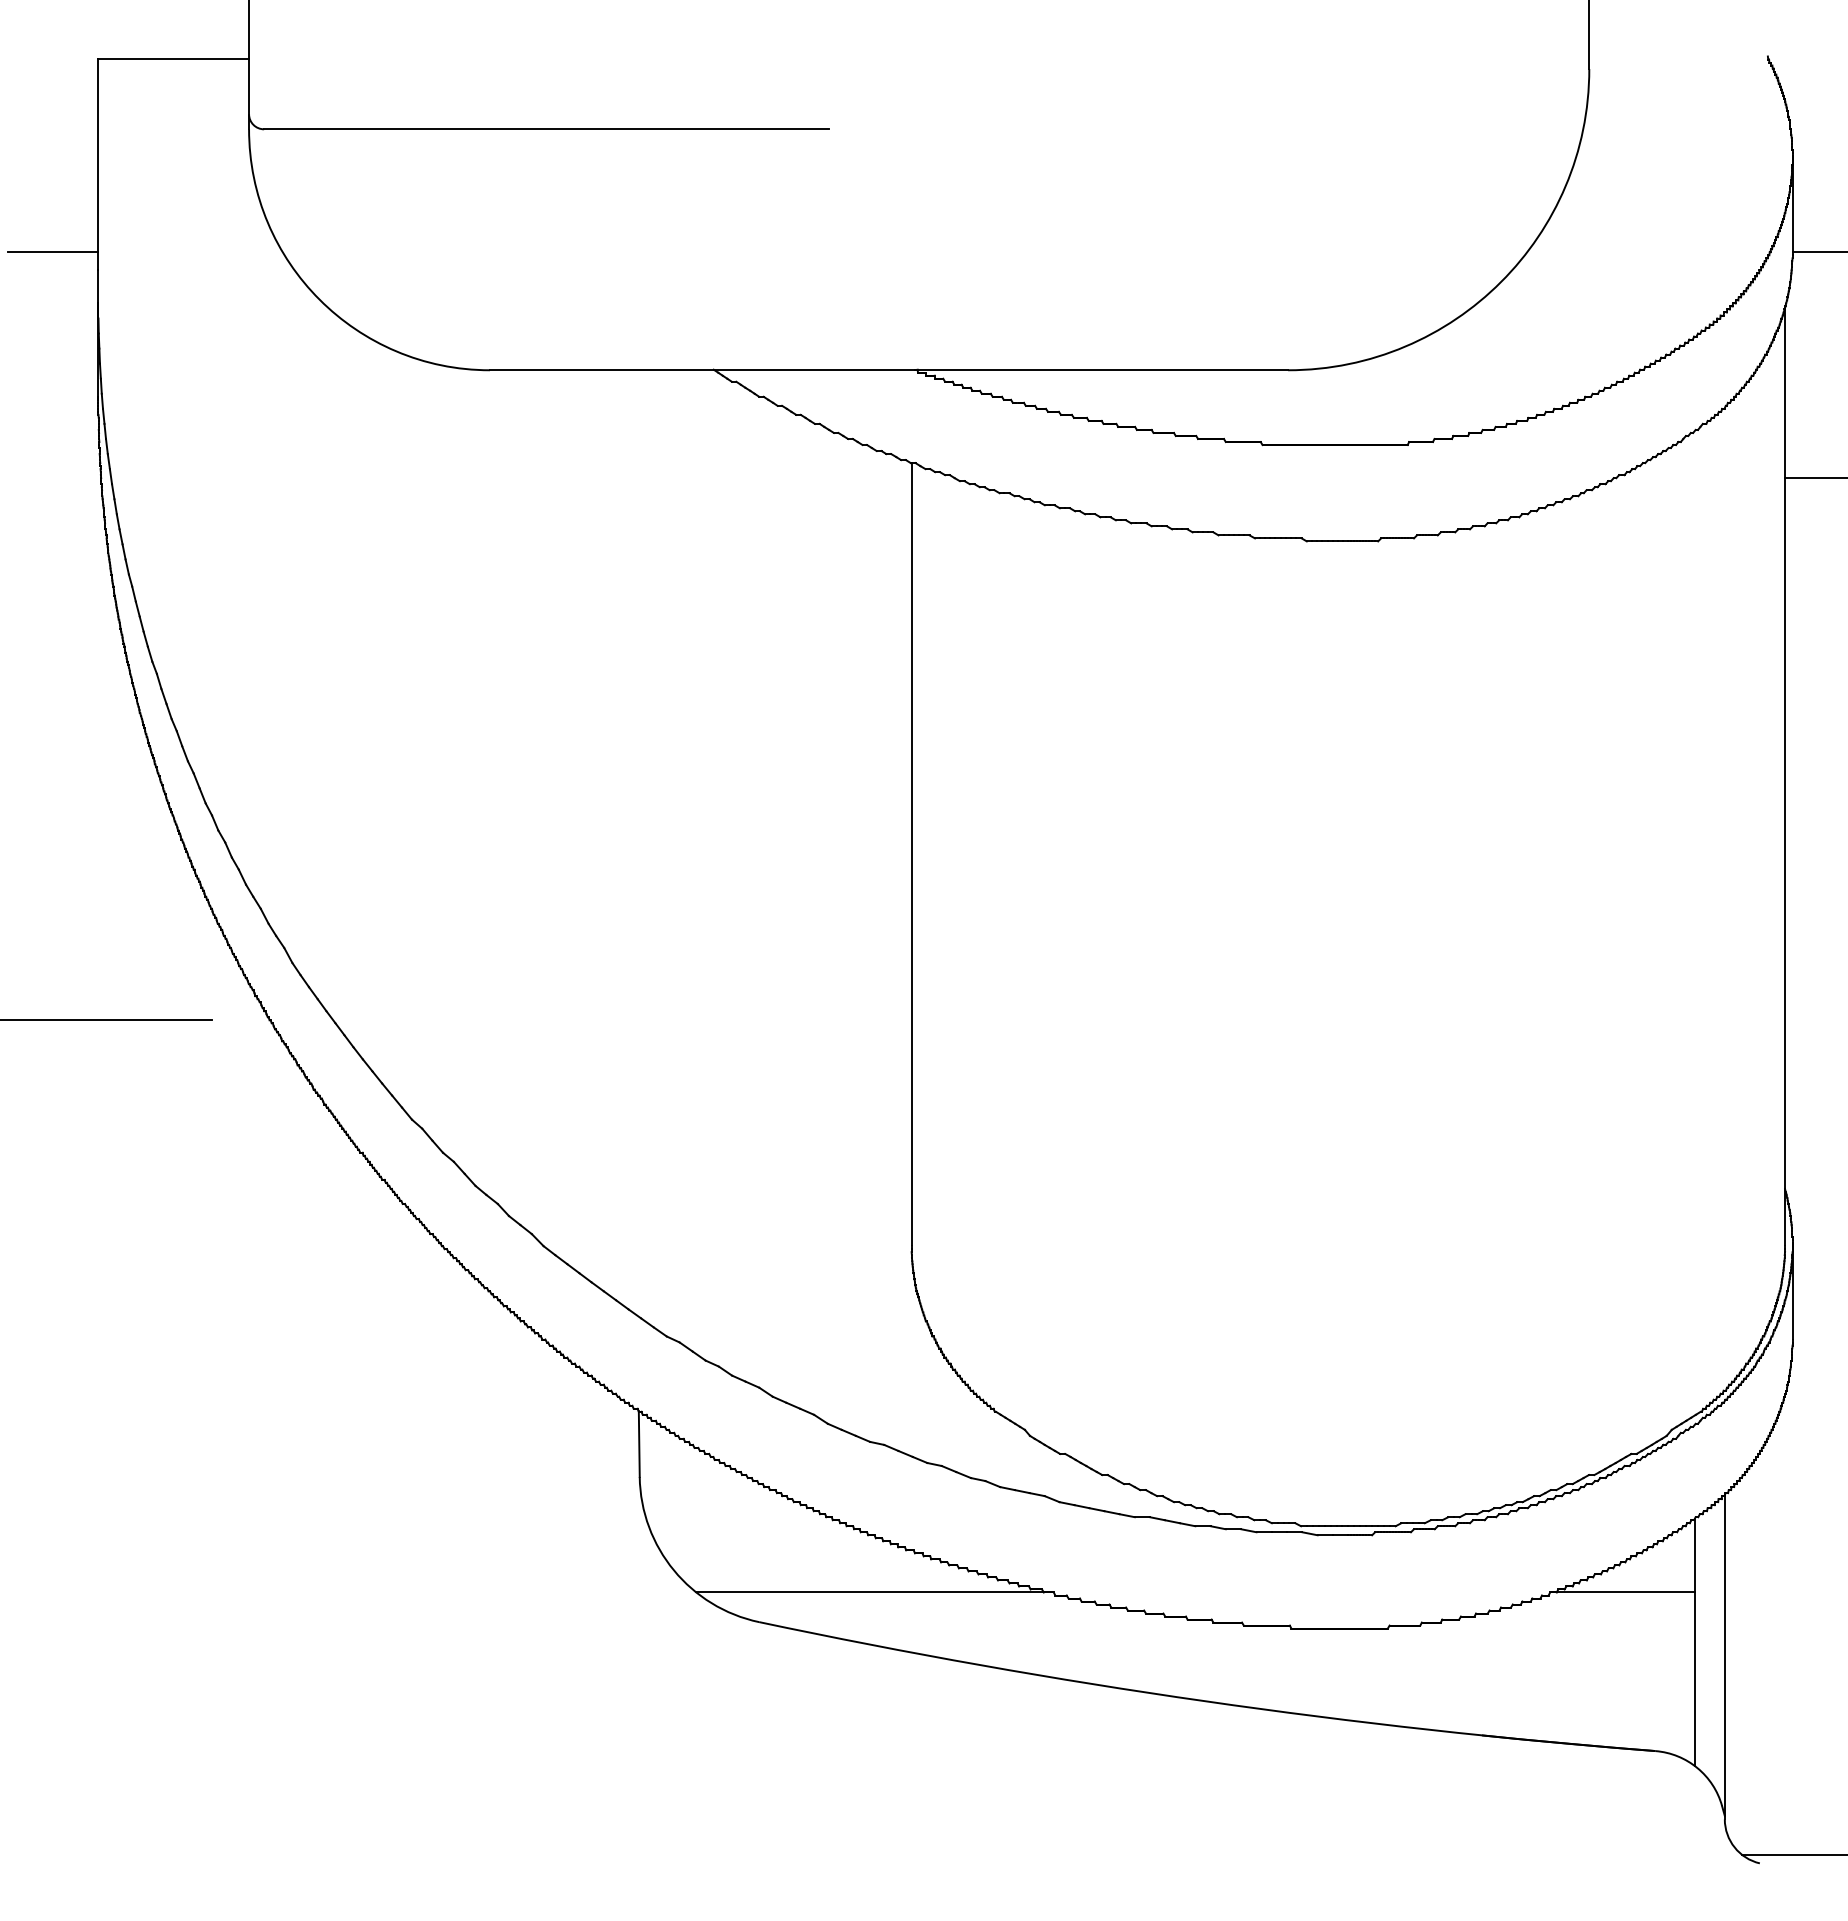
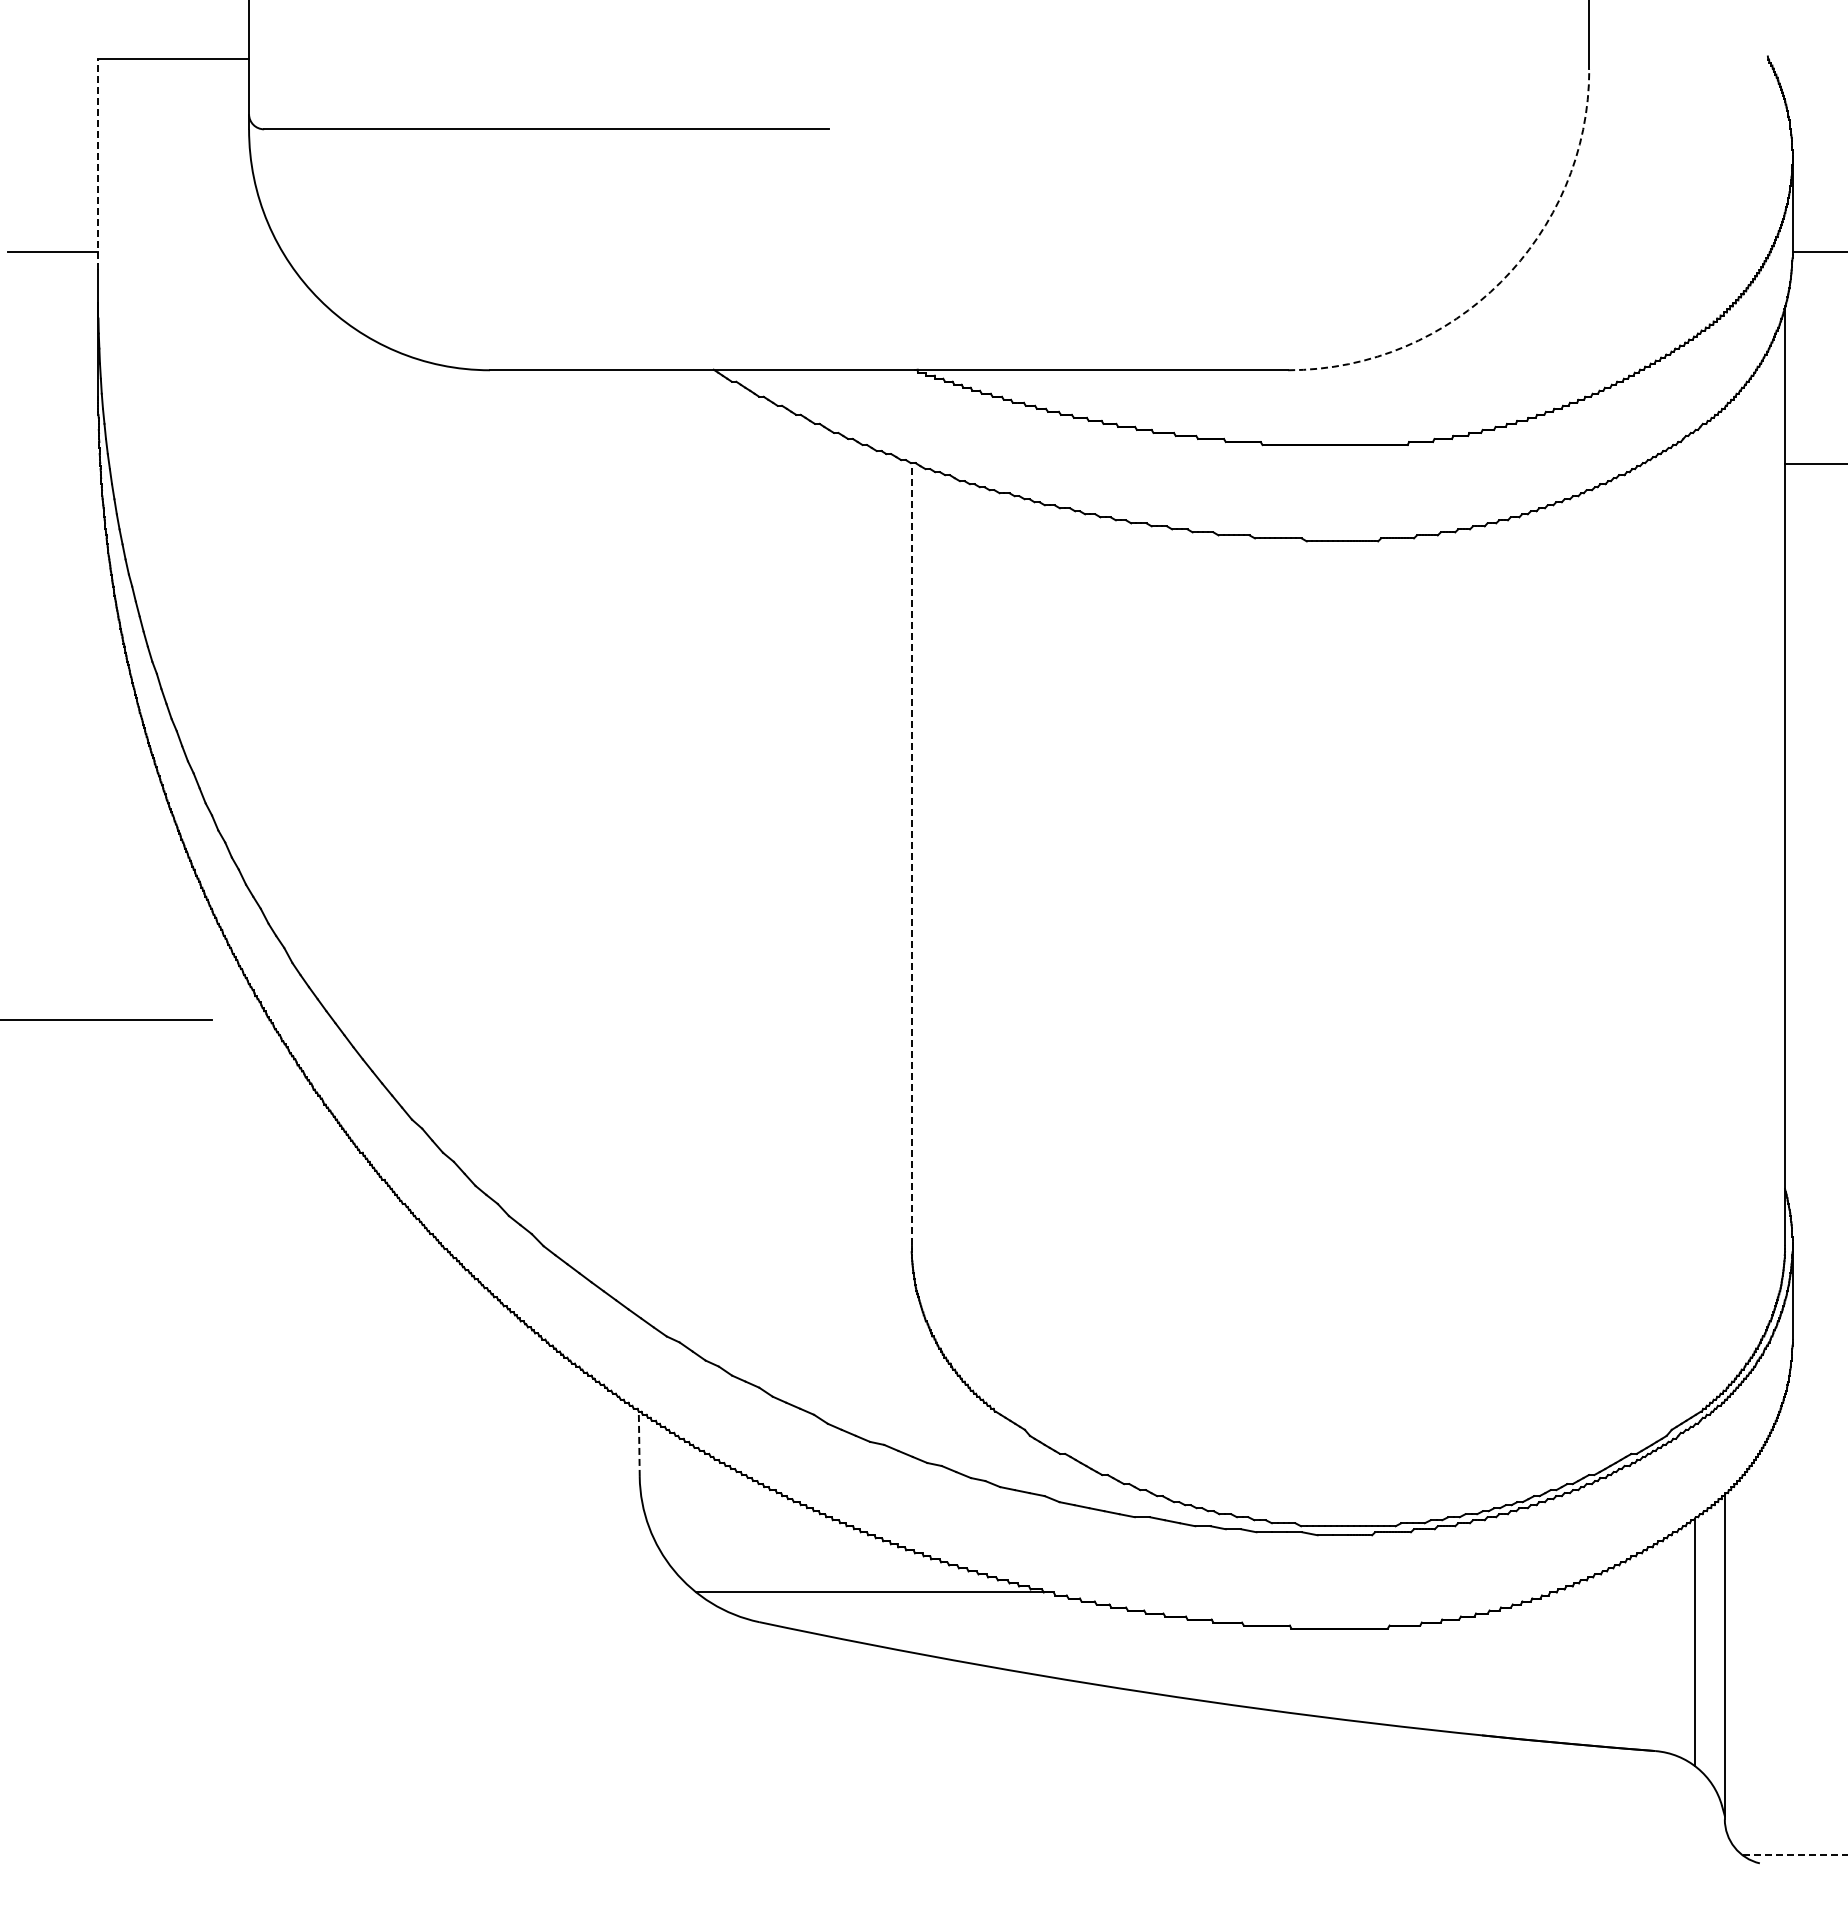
line: solid -> dashed (98, 164)
arc: solid -> dashed (1501, 282)
line position: (1814, 478) -> (1814, 464) (1814, 464)
line: solid -> dashed (911, 853)
line: solid -> dashed (639, 1443)
line: present -> none (1623, 1592)
line: solid -> dashed (1794, 1854)
